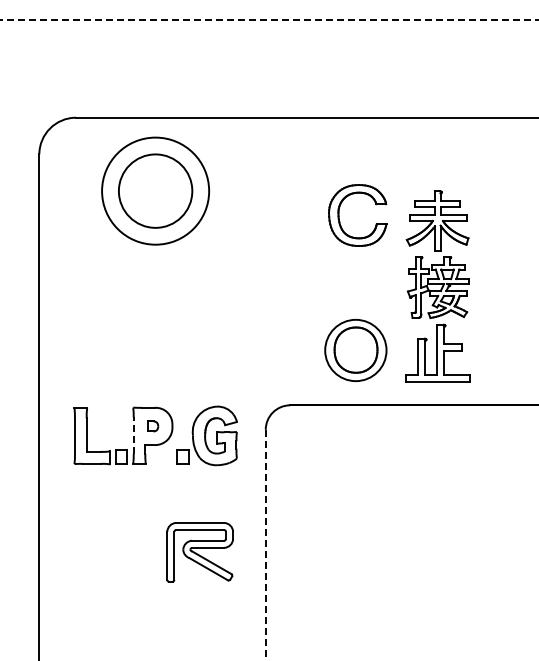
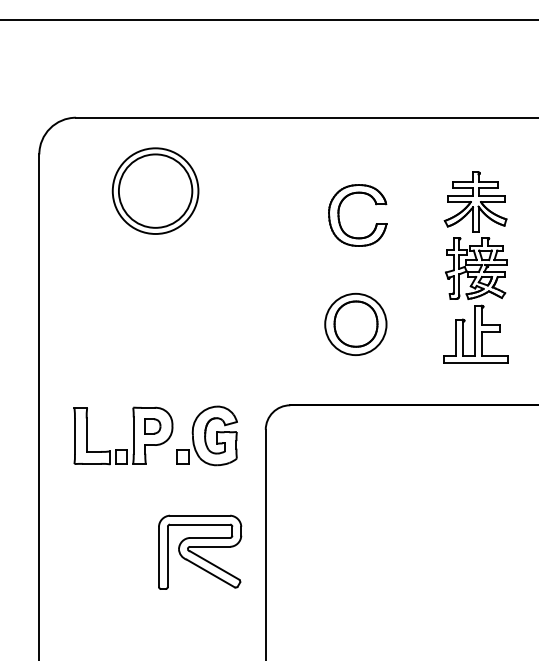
line: dashed -> solid (269, 19)
circle diameter: 107 px -> 86 px (155, 190)
part position: (437, 286) -> (475, 267) (475, 267)
part position: (355, 349) -> (355, 323) (355, 323)
part size: 13x13 px -> 18x17 px (152, 426)
line: dashed -> solid (133, 435)
line: dashed -> solid (265, 545)
part size: 68x61 px -> 85x76 px (200, 551)
